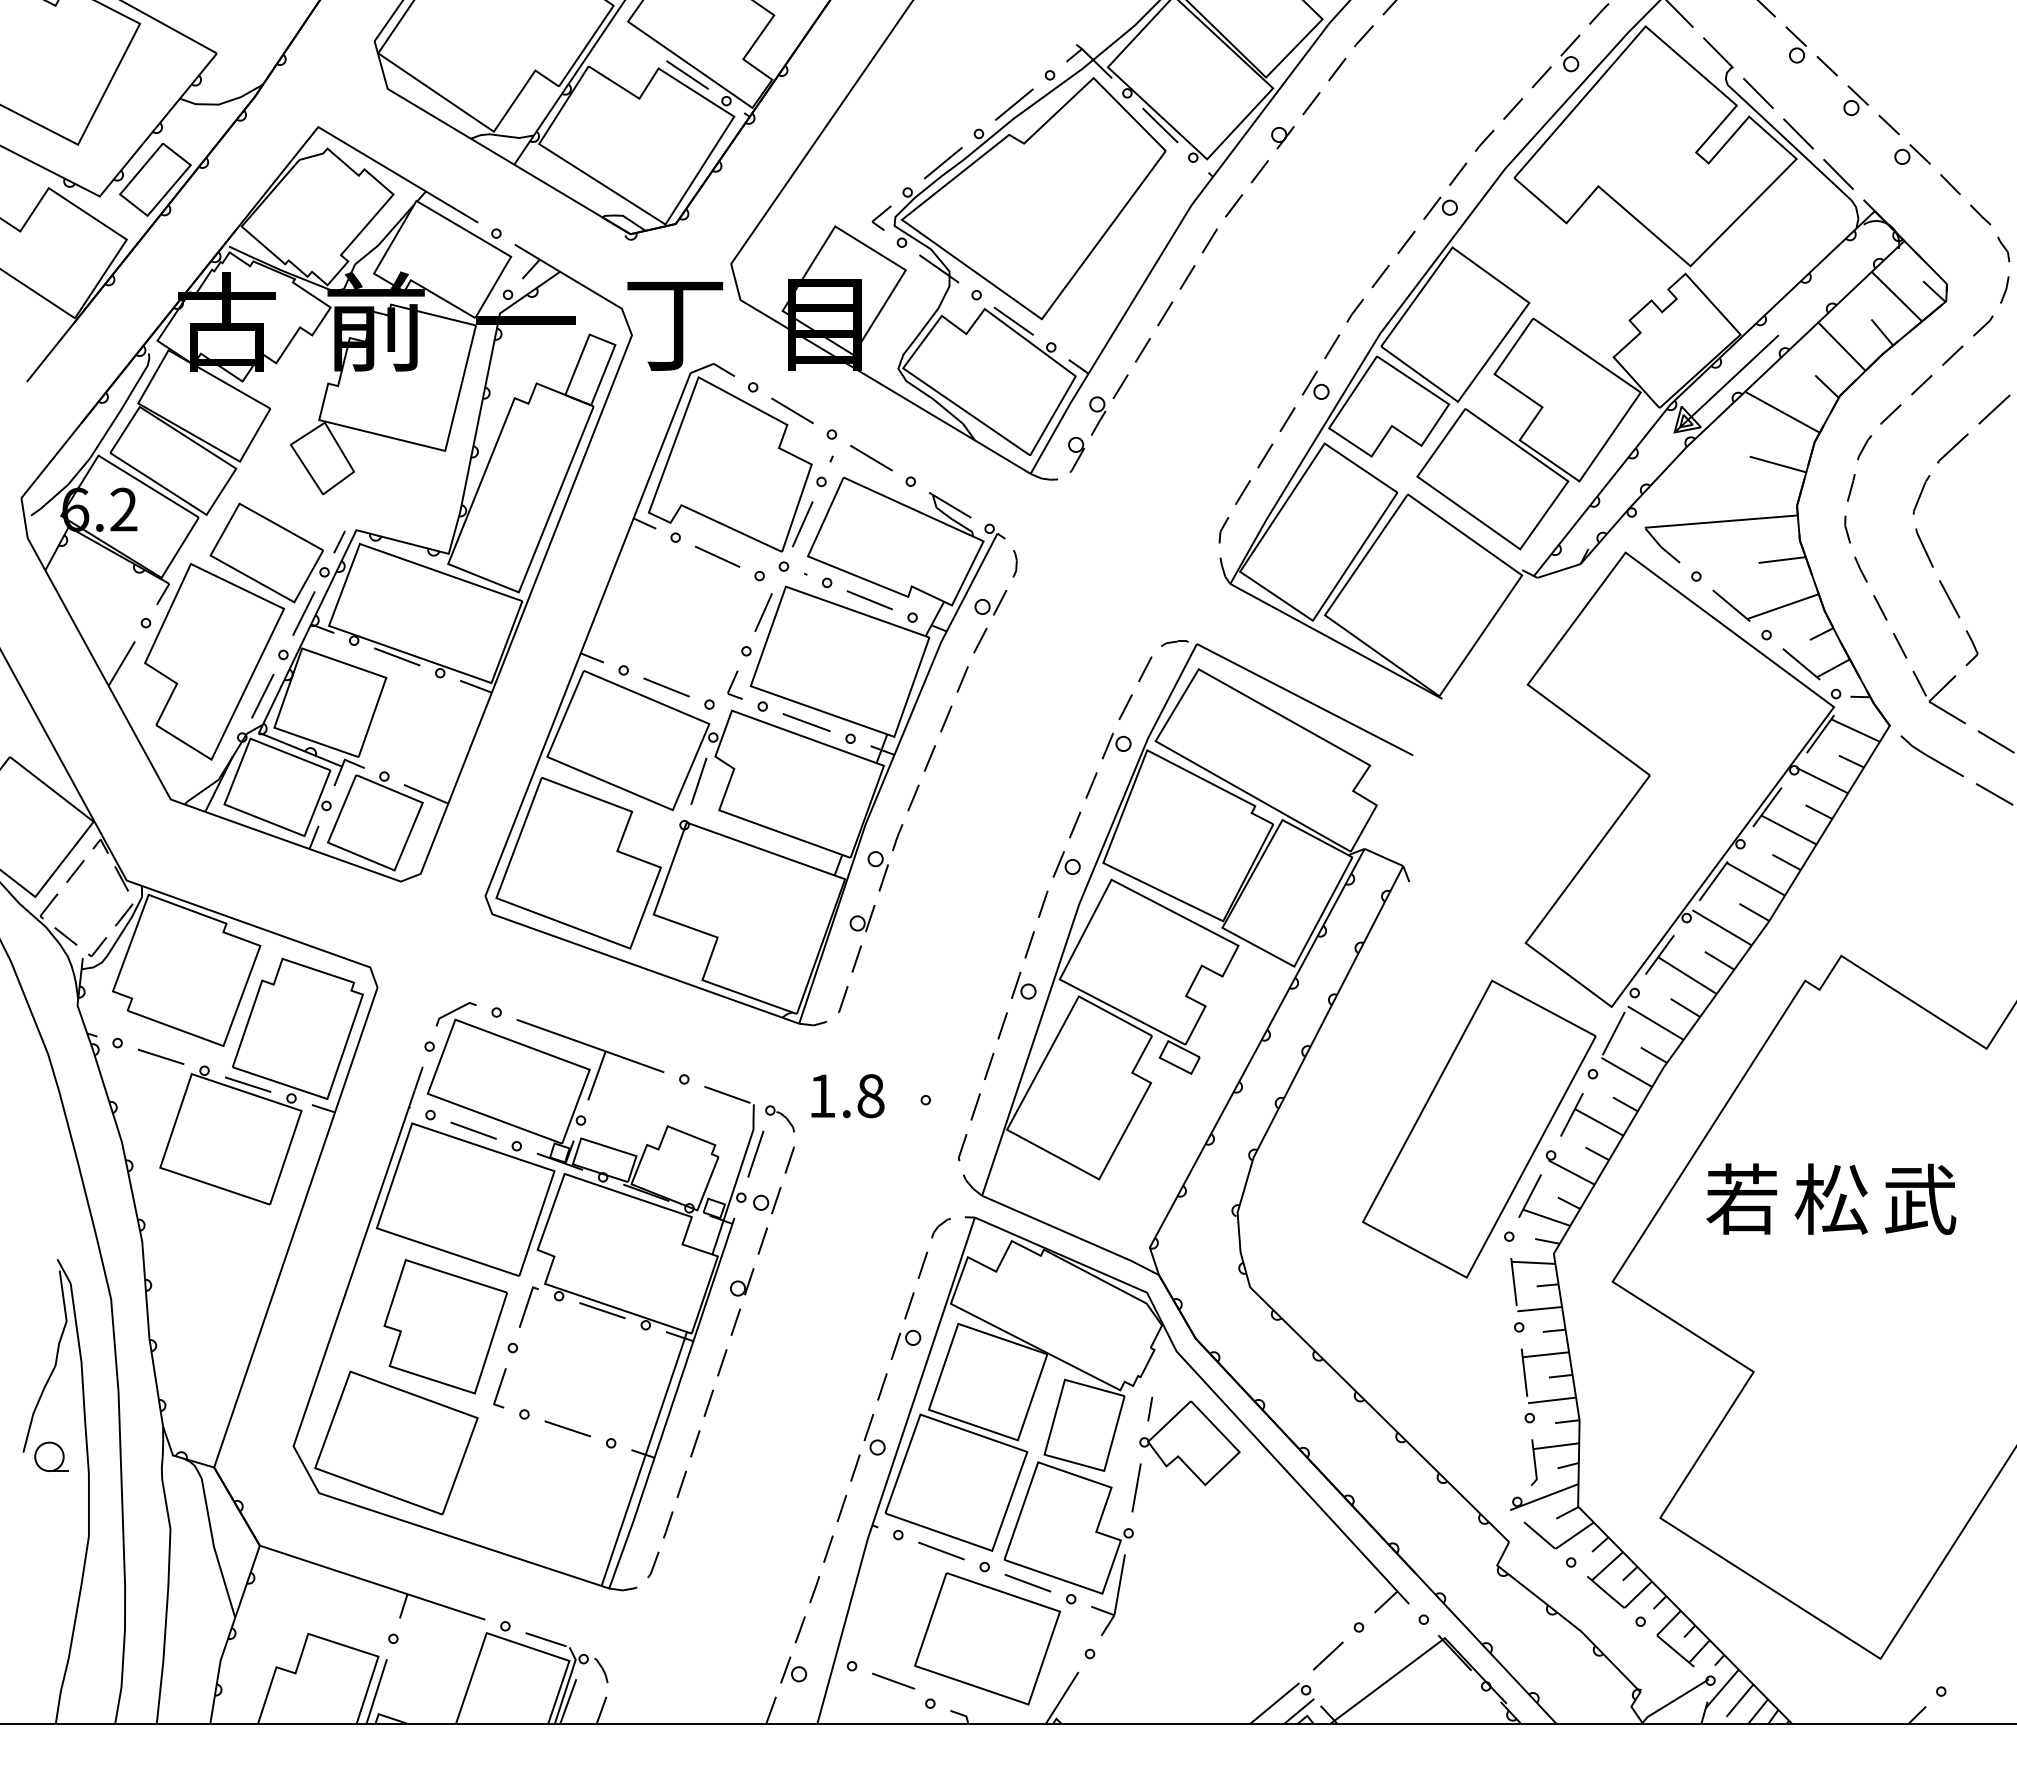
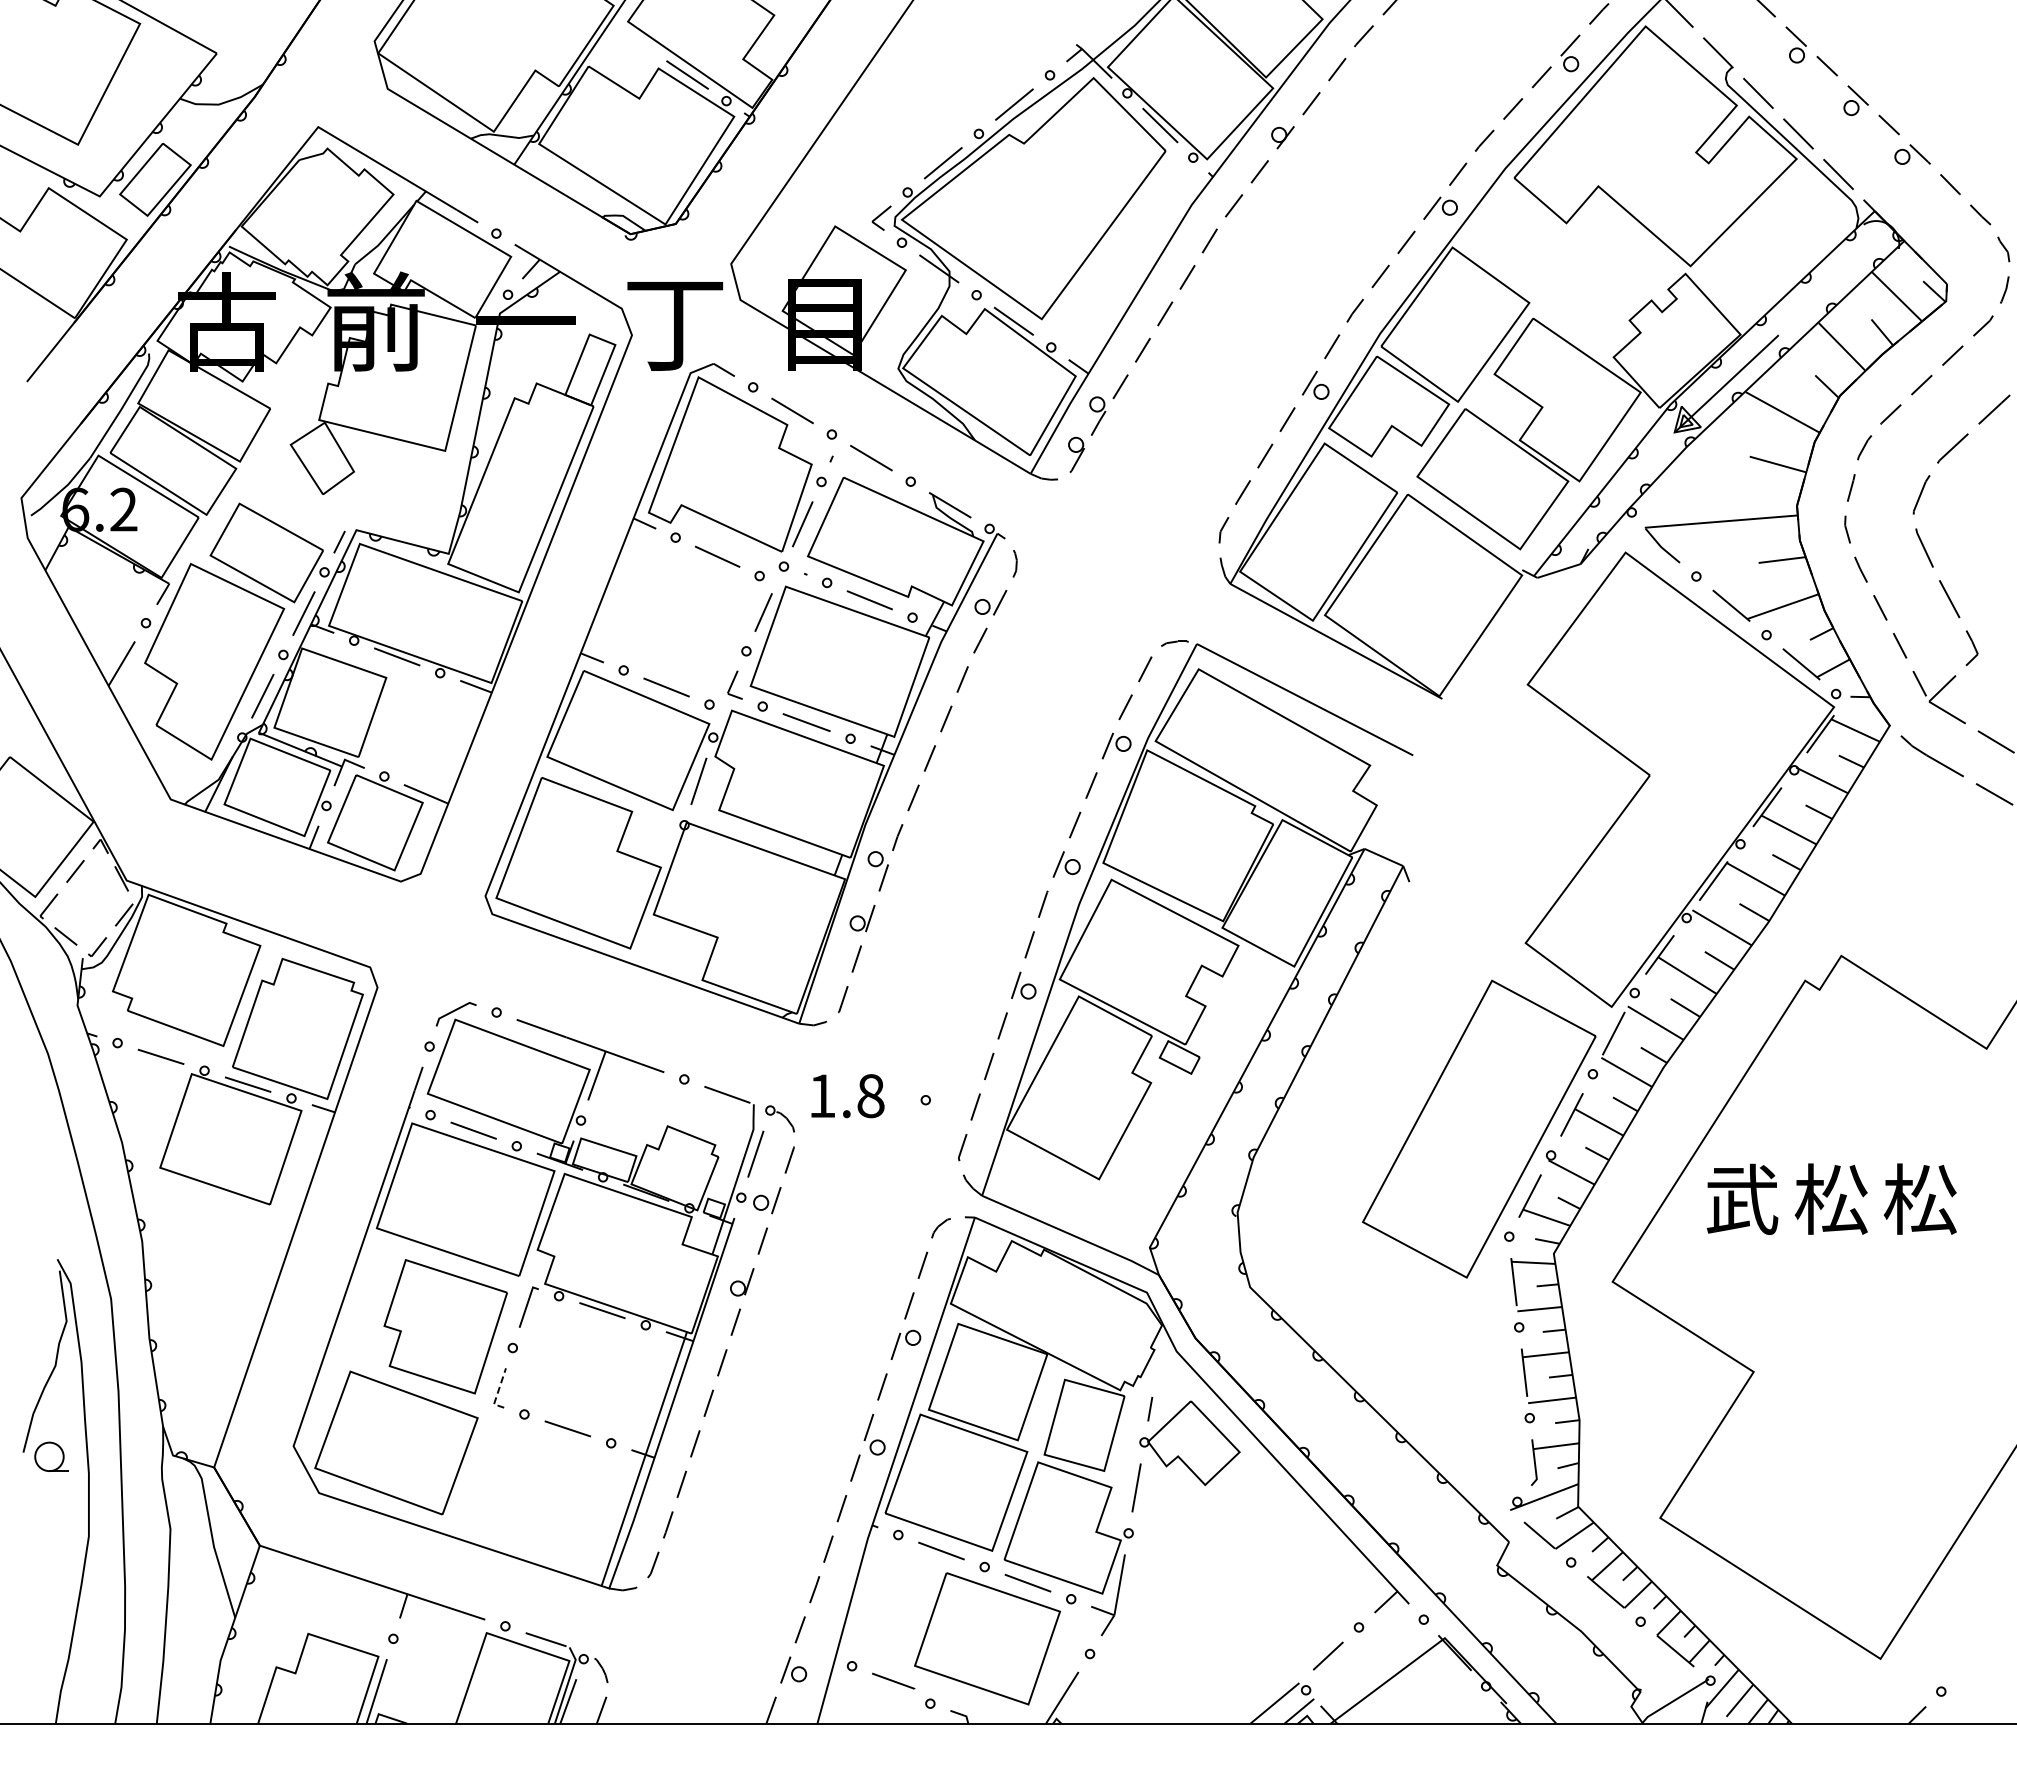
text: 若 -> 武 (1742, 1198)
text: 武 -> 松 (1919, 1198)
line: solid -> dashed (498, 1392)
